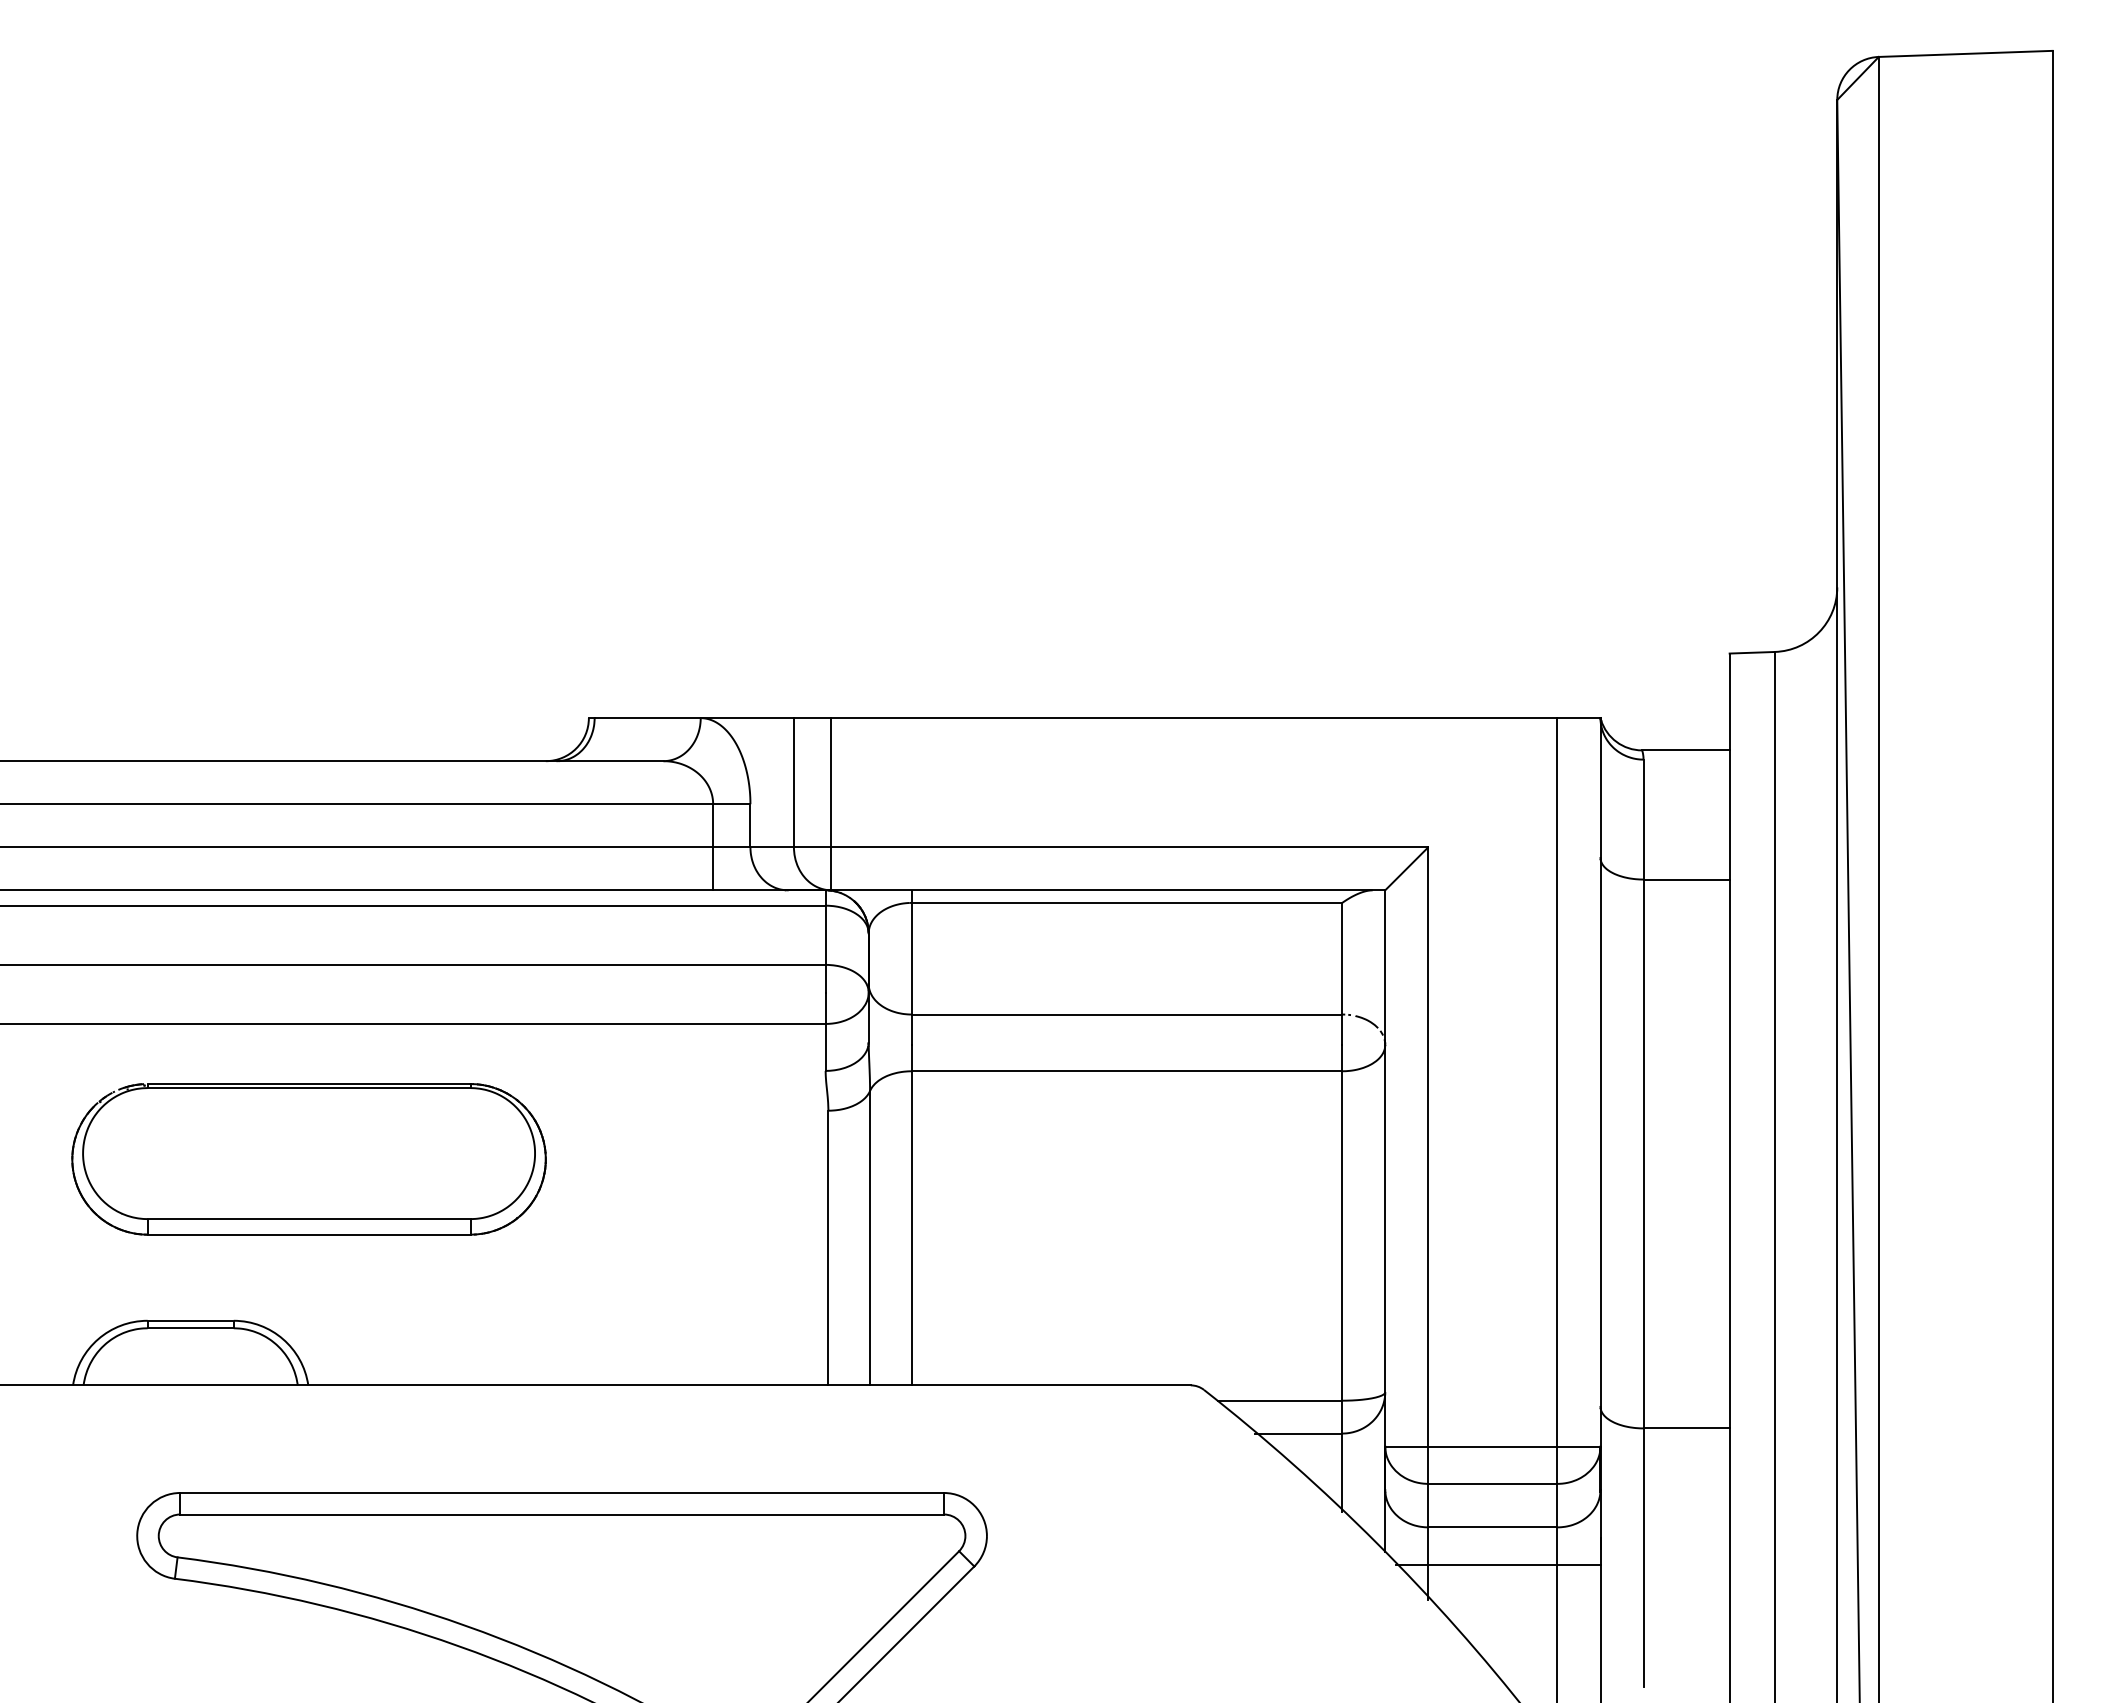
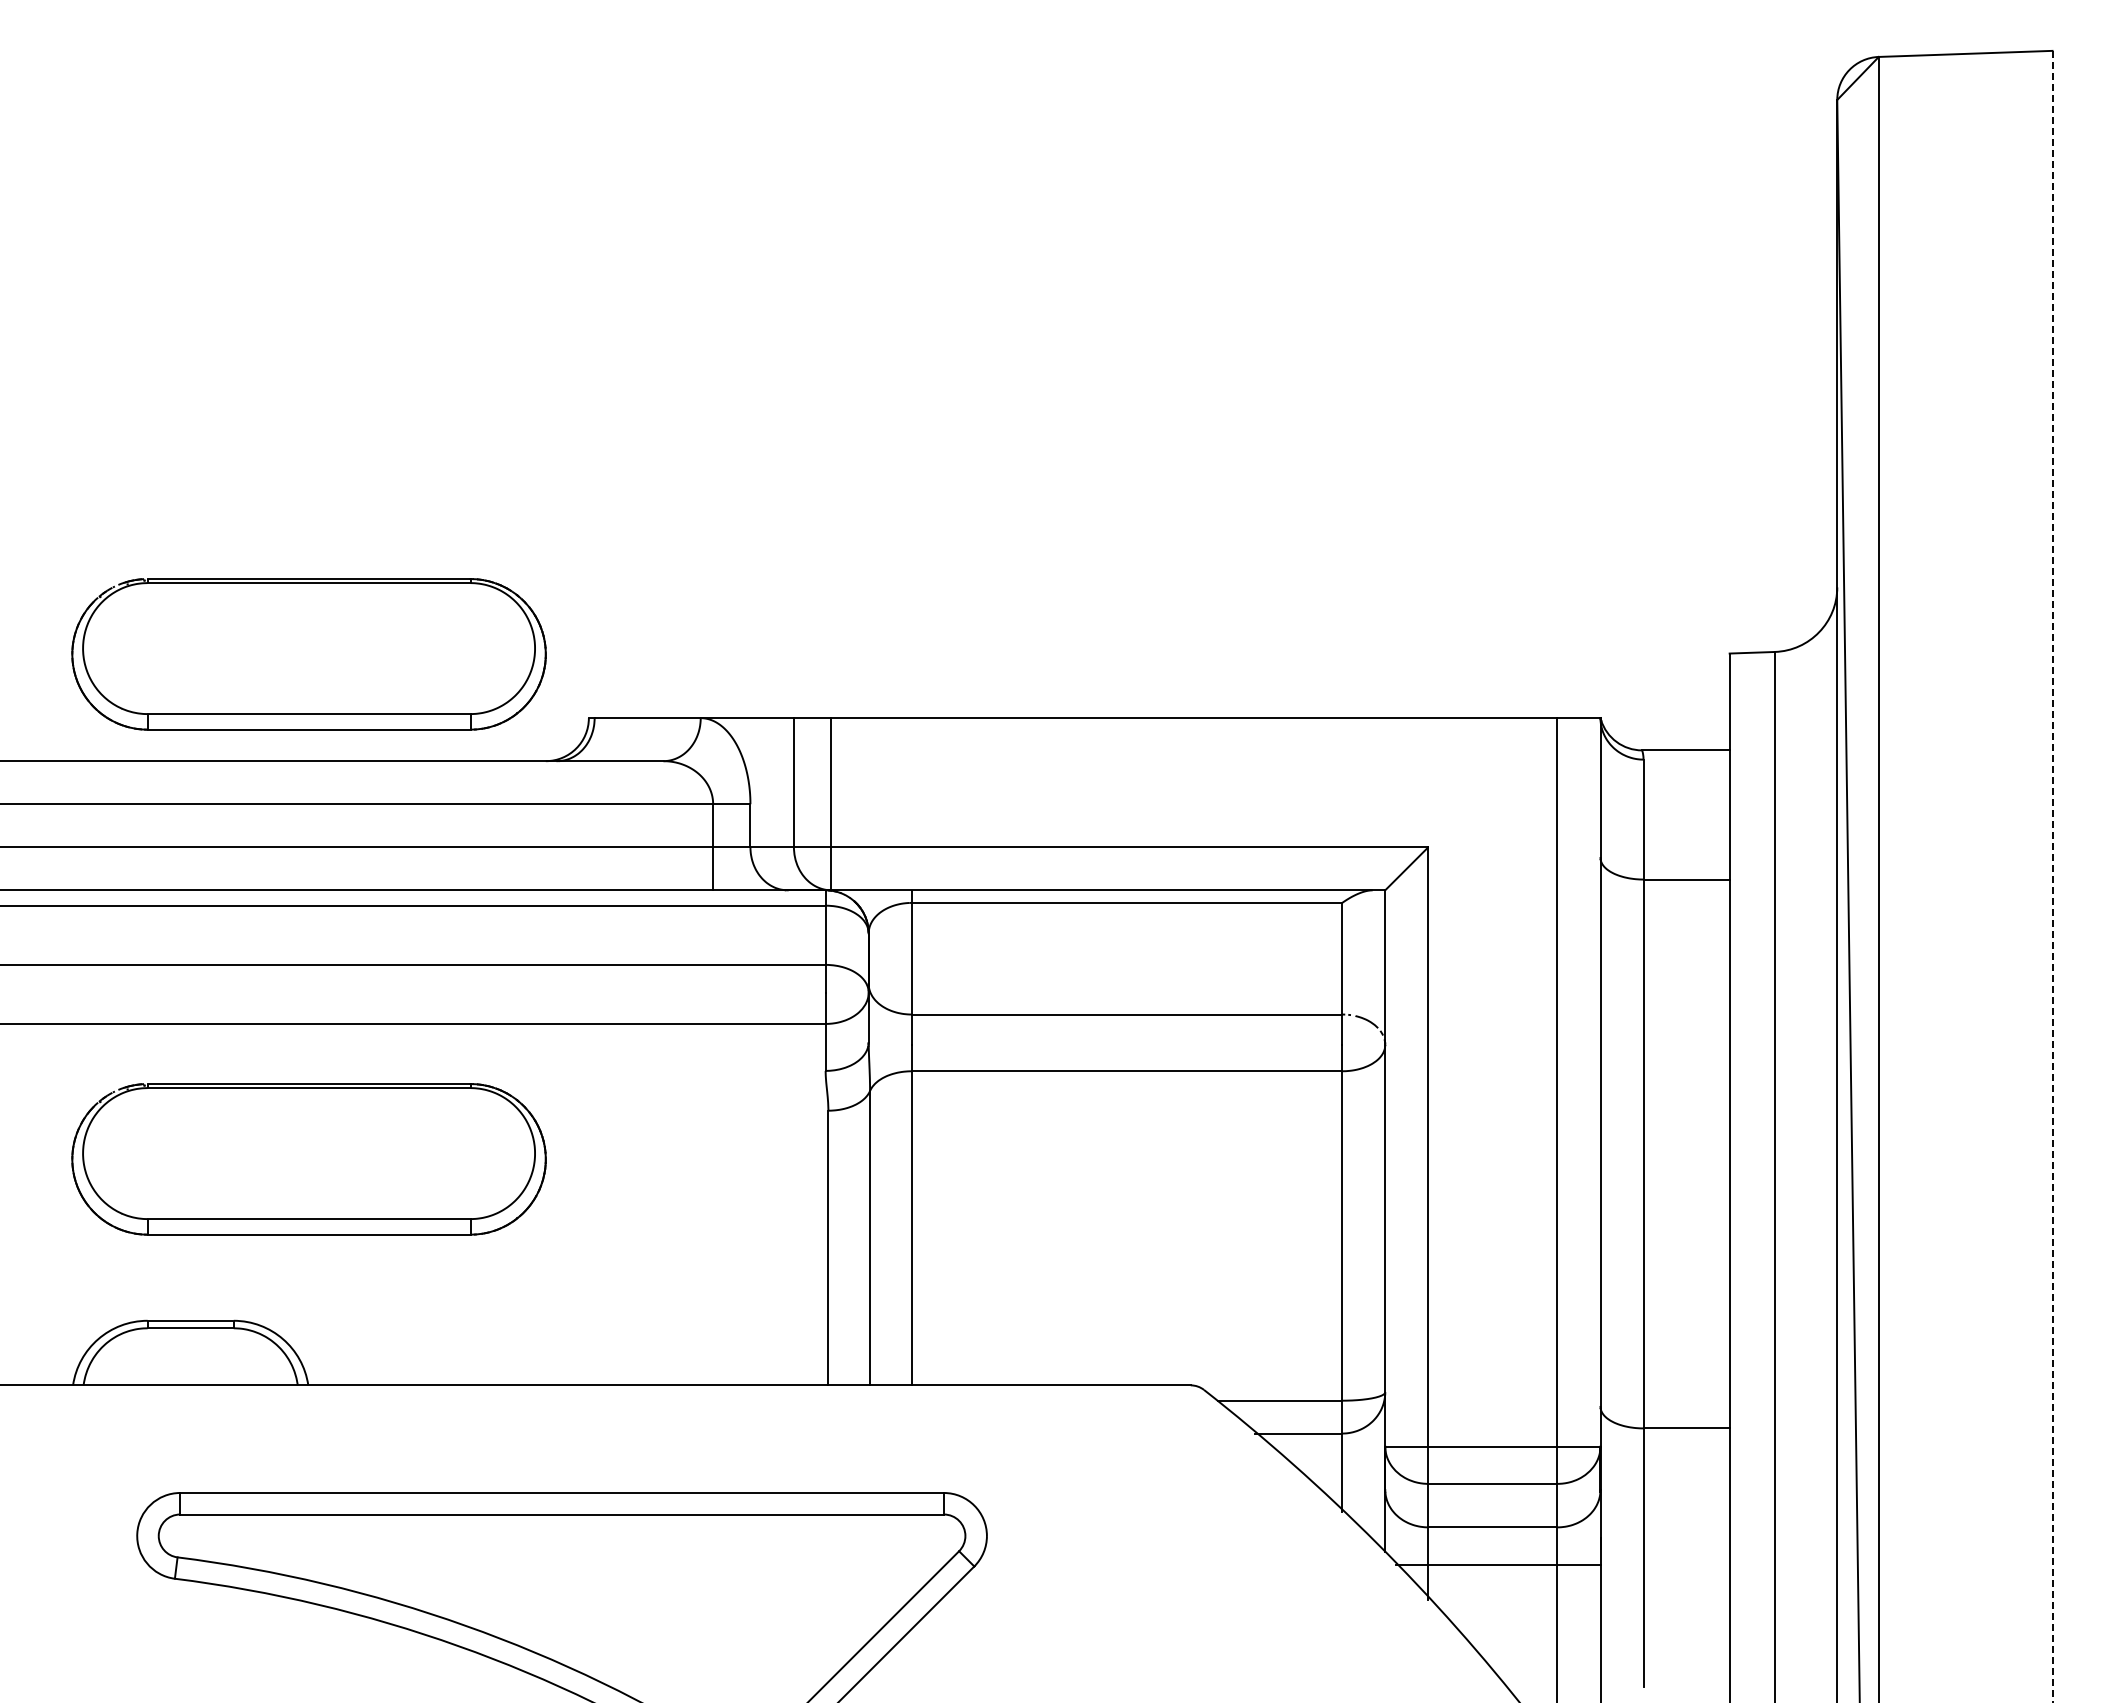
part: none -> present (308, 654)
line: solid -> dashed (2052, 876)
